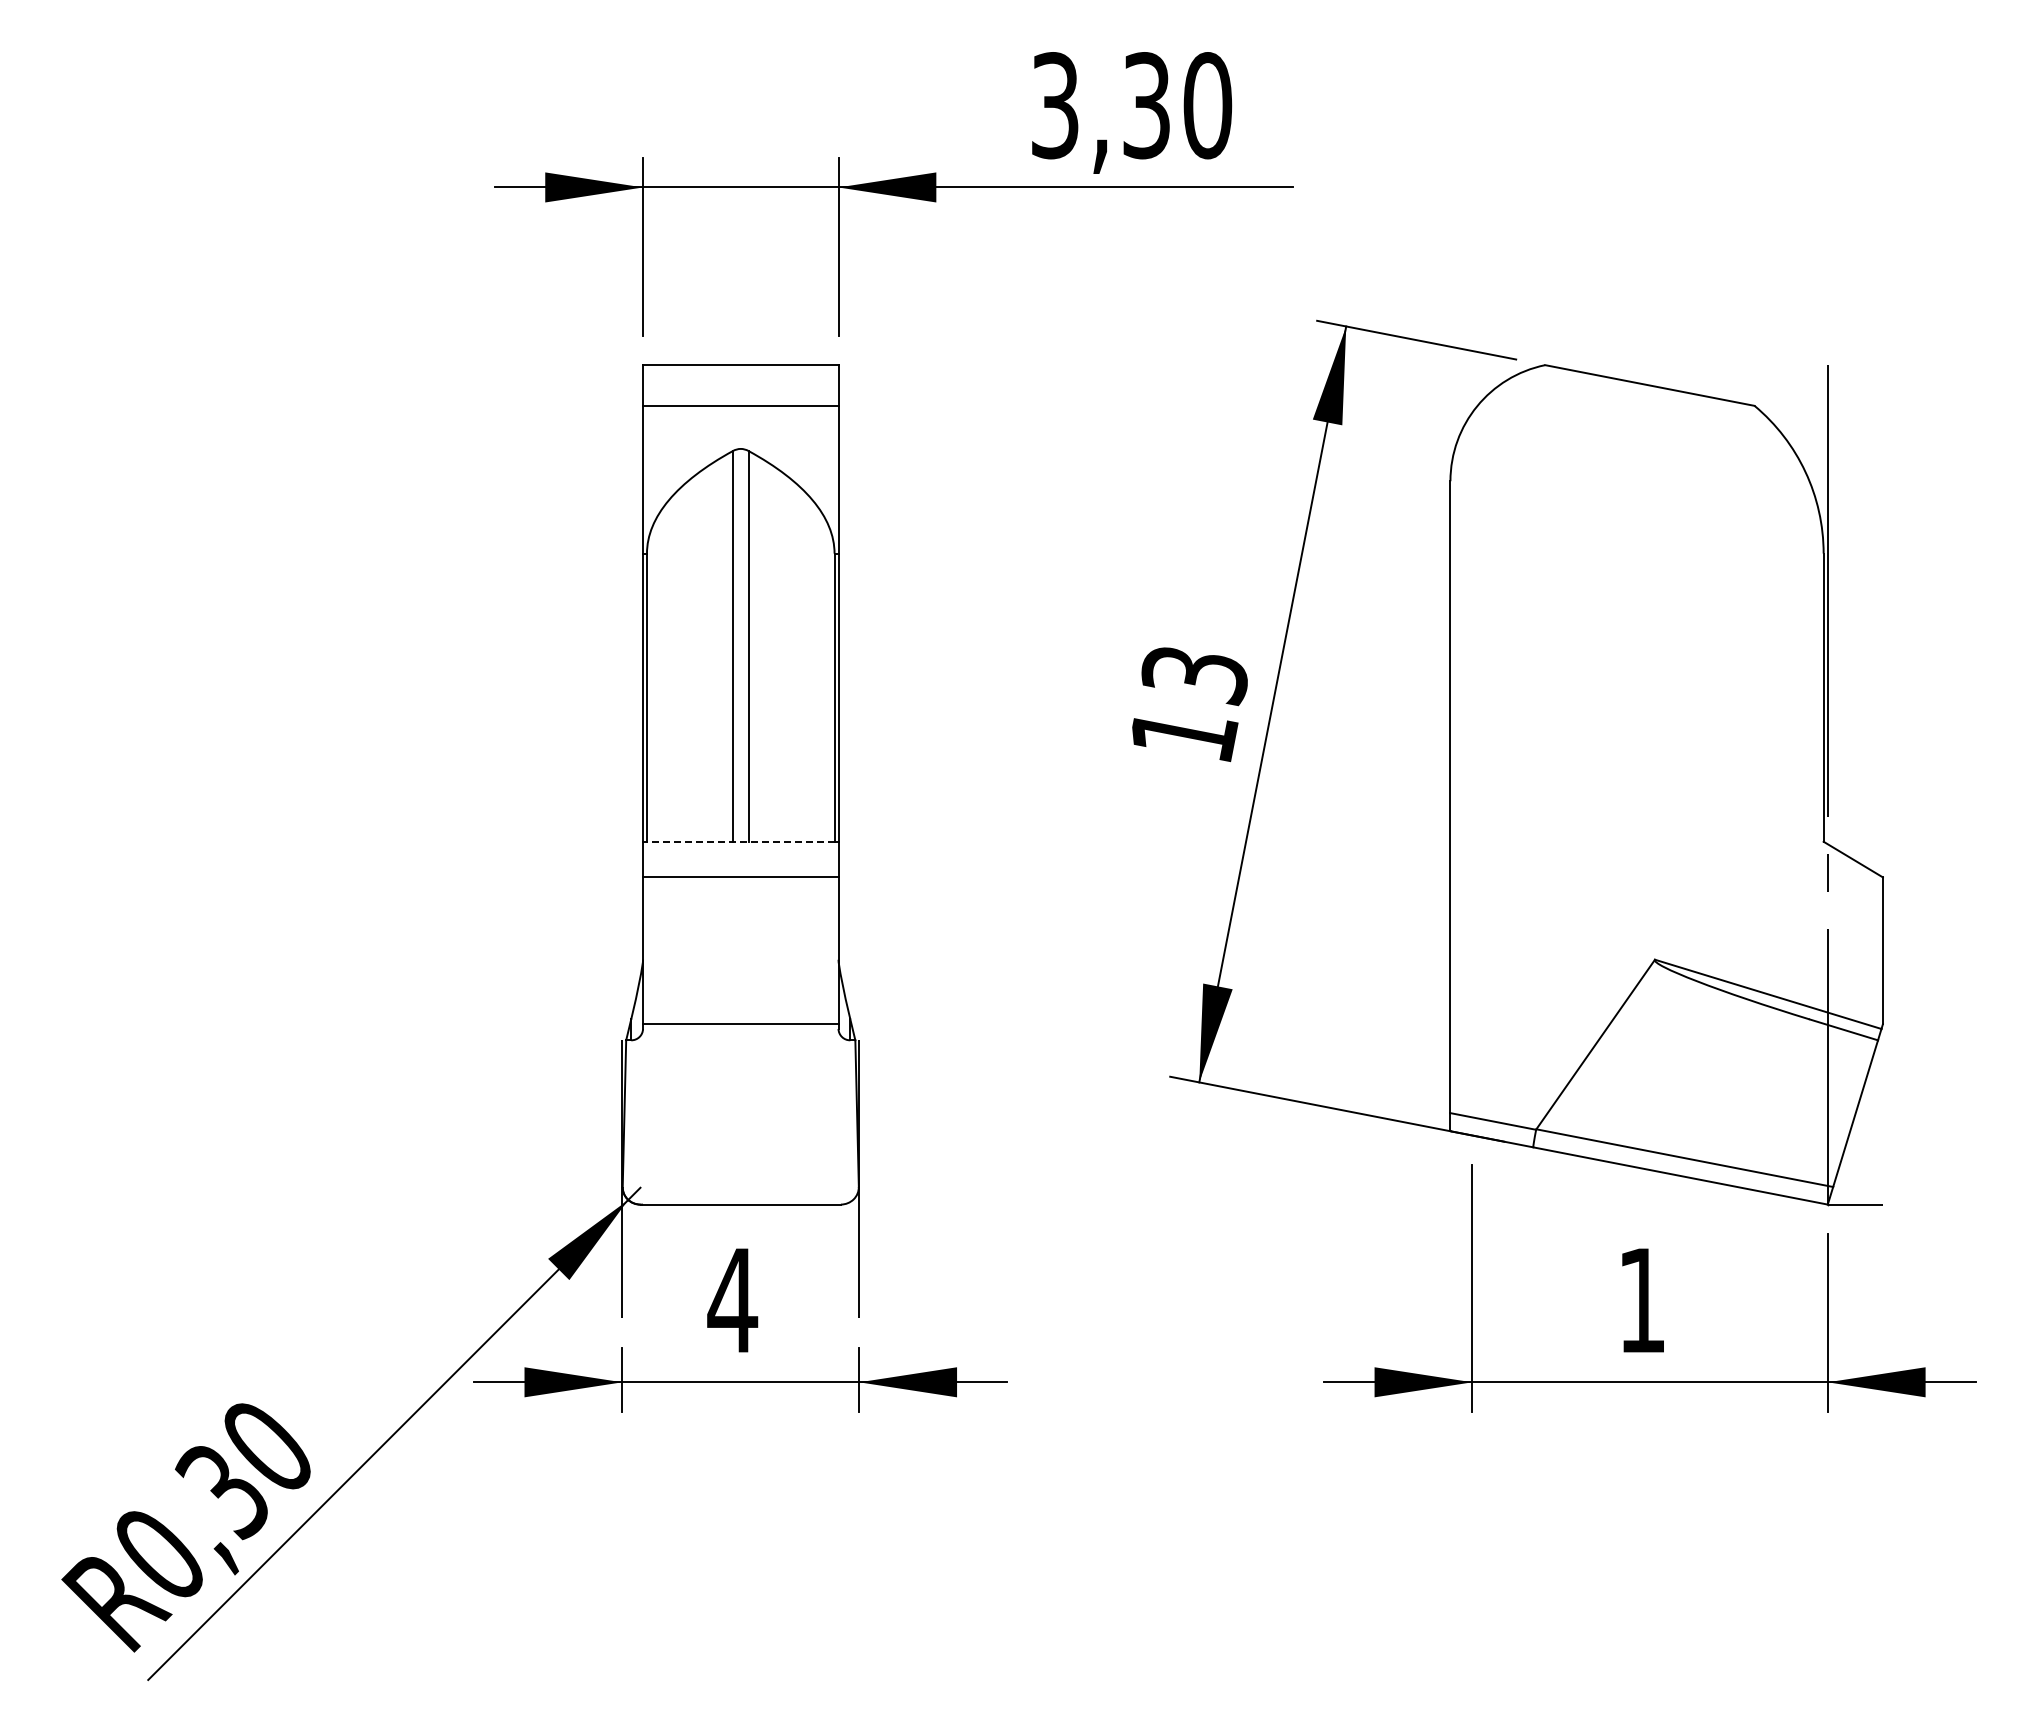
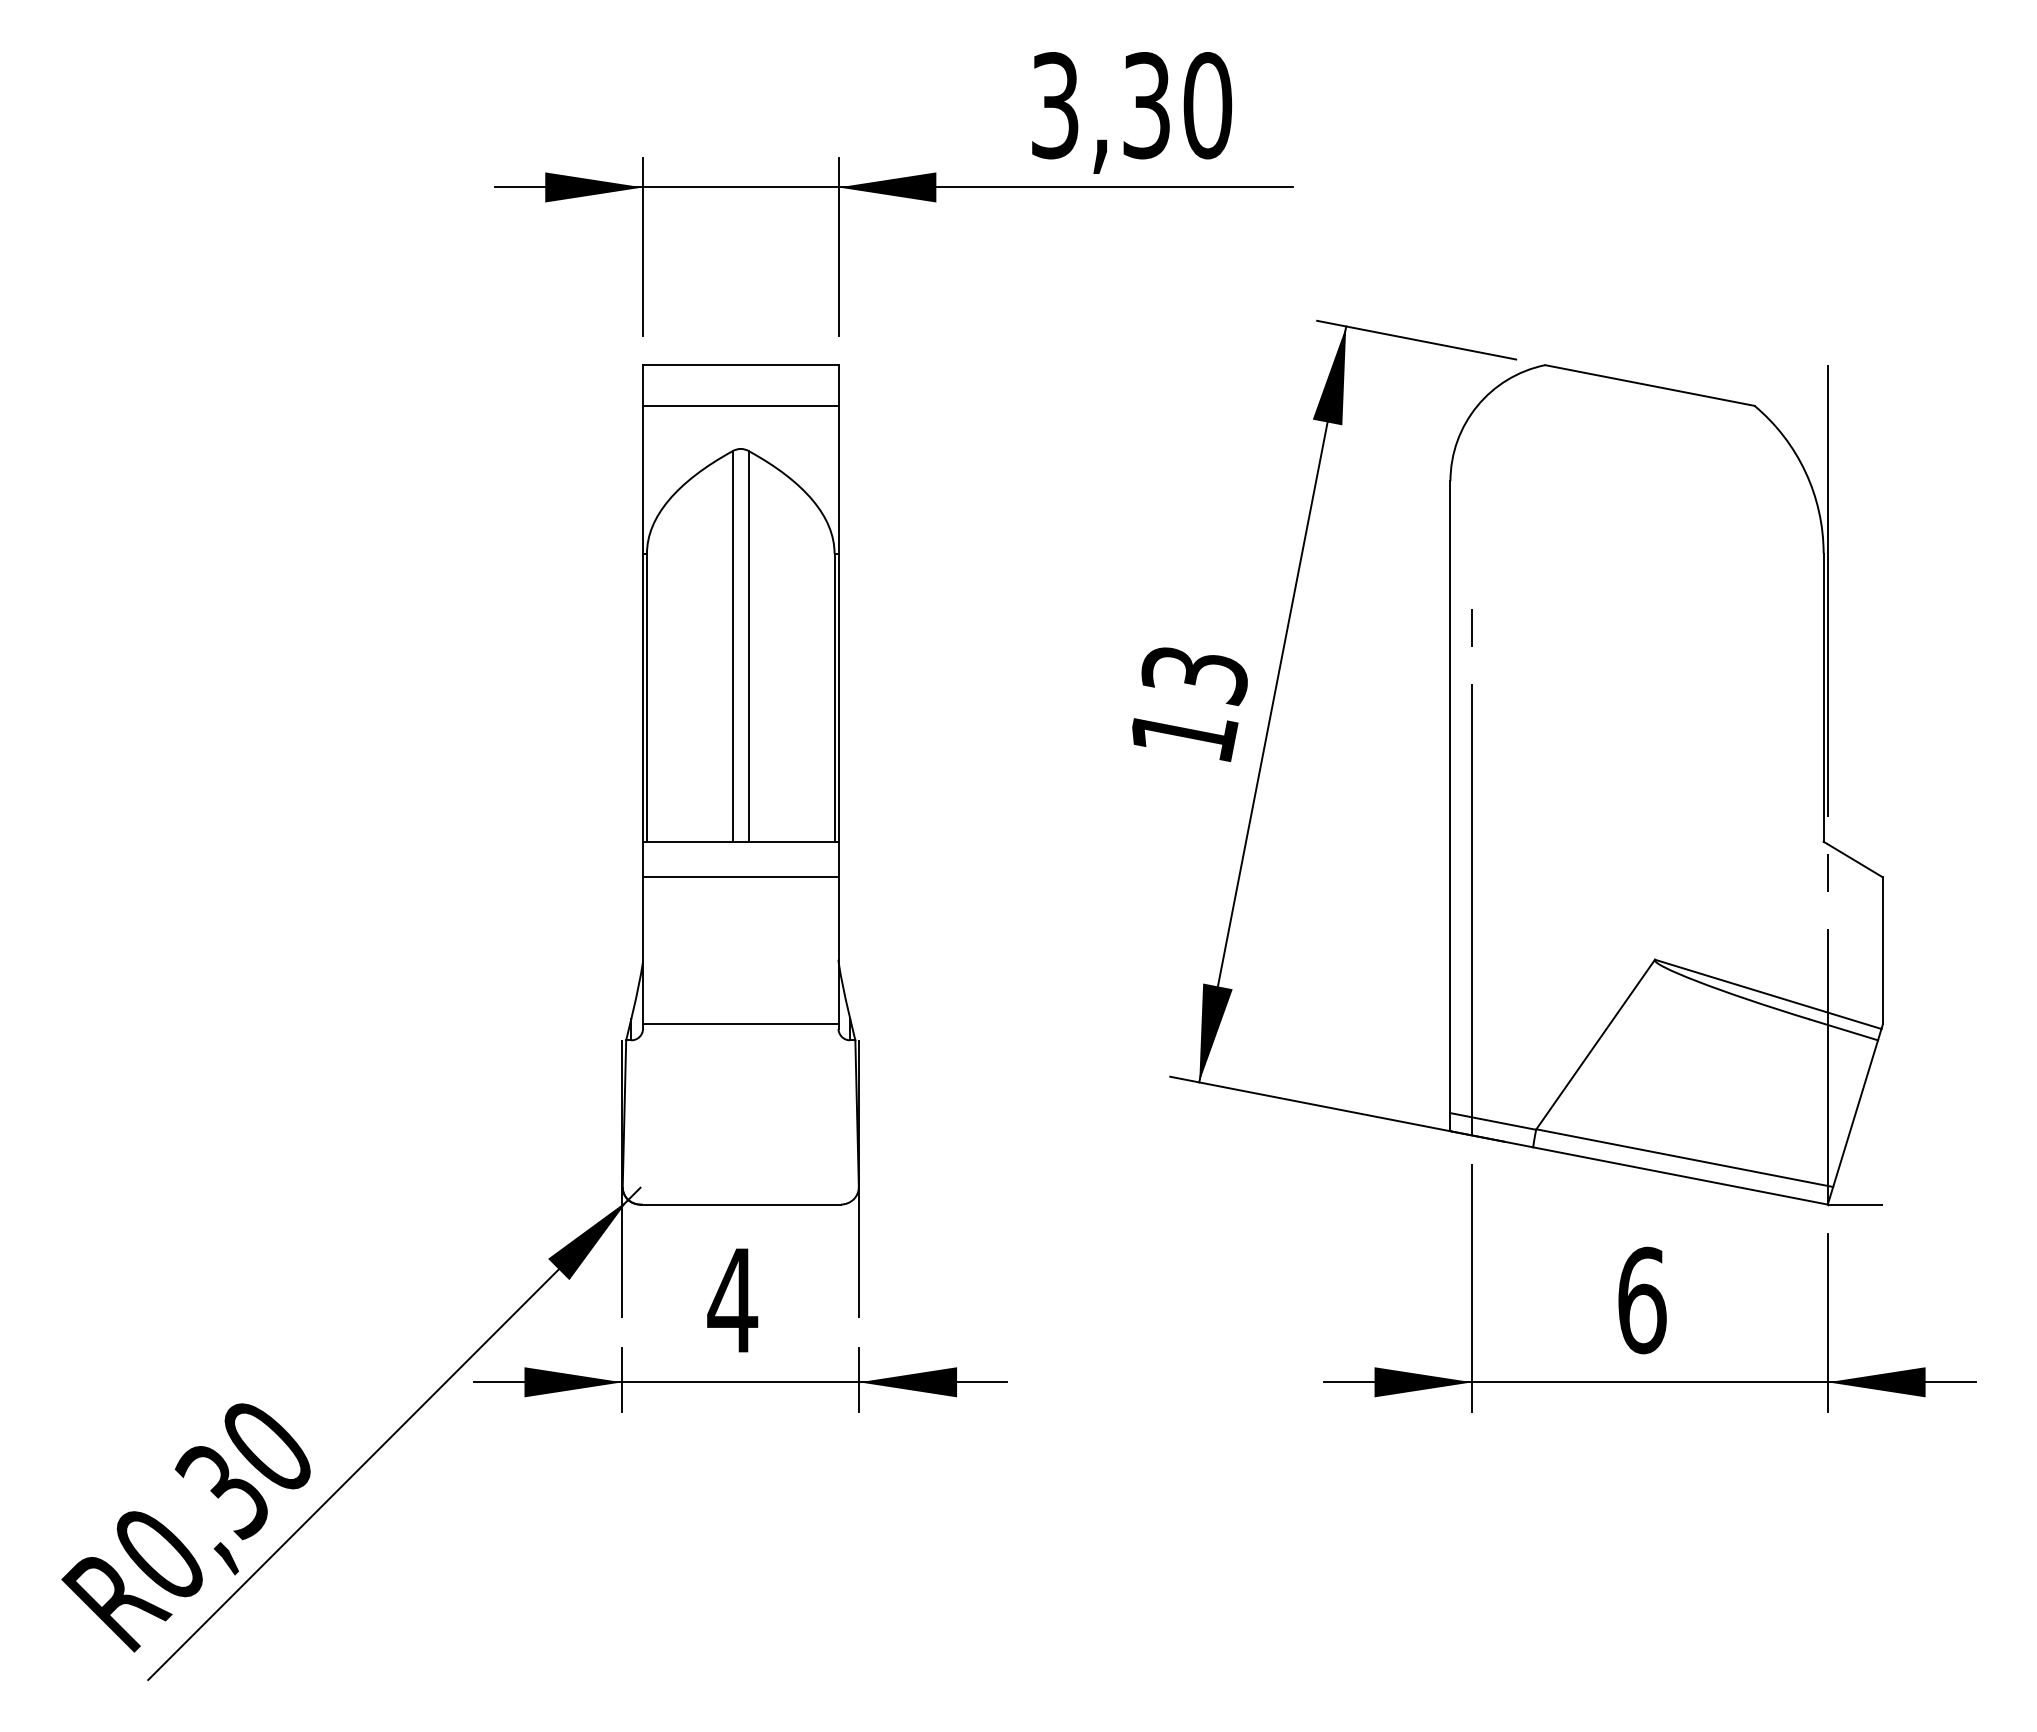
line: dashed -> solid (740, 841)
line: none -> present (1472, 871)
text: 1 -> 6 (1642, 1300)
